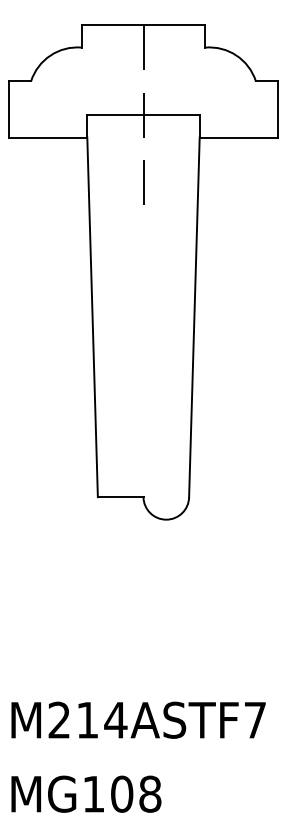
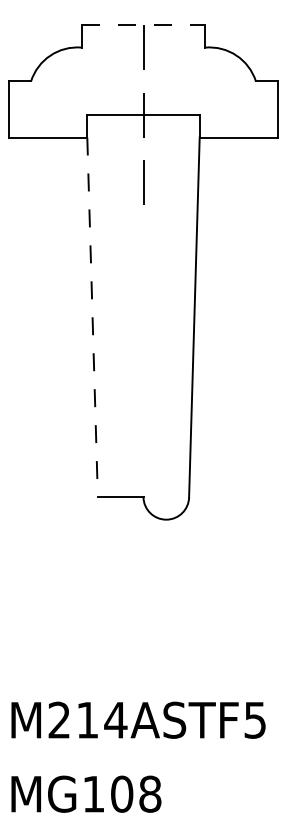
line: solid -> dashed (143, 25)
line: solid -> dashed (92, 317)
text: M214ASTF7 -> M214ASTF5 (254, 720)
